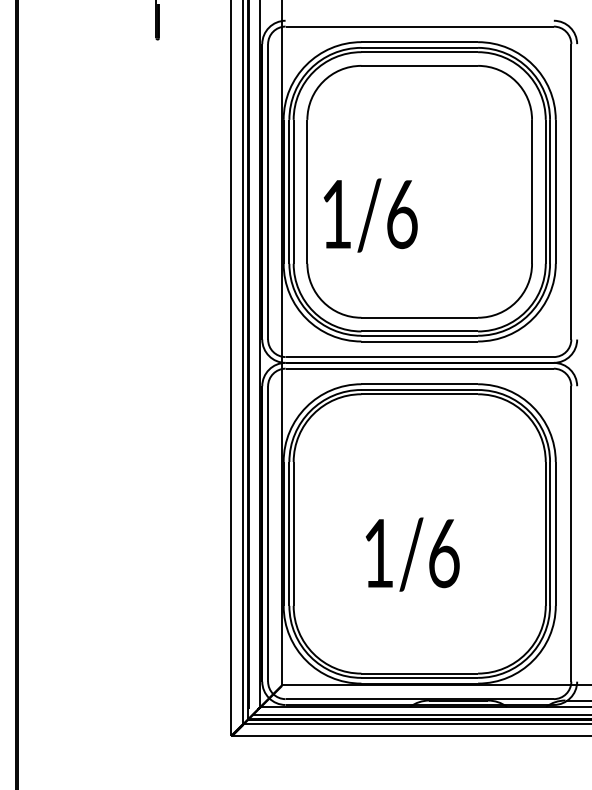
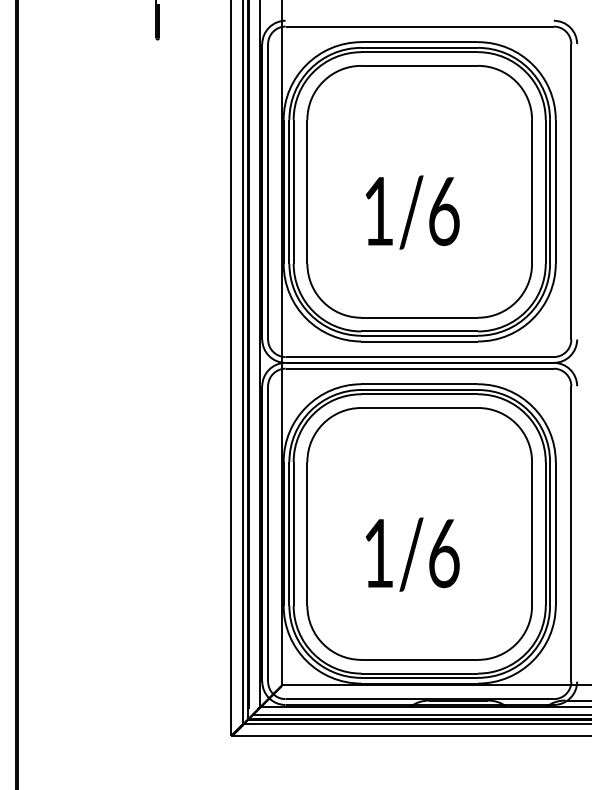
text position: (370, 215) -> (412, 212) (412, 212)
part: none -> present (419, 533)
